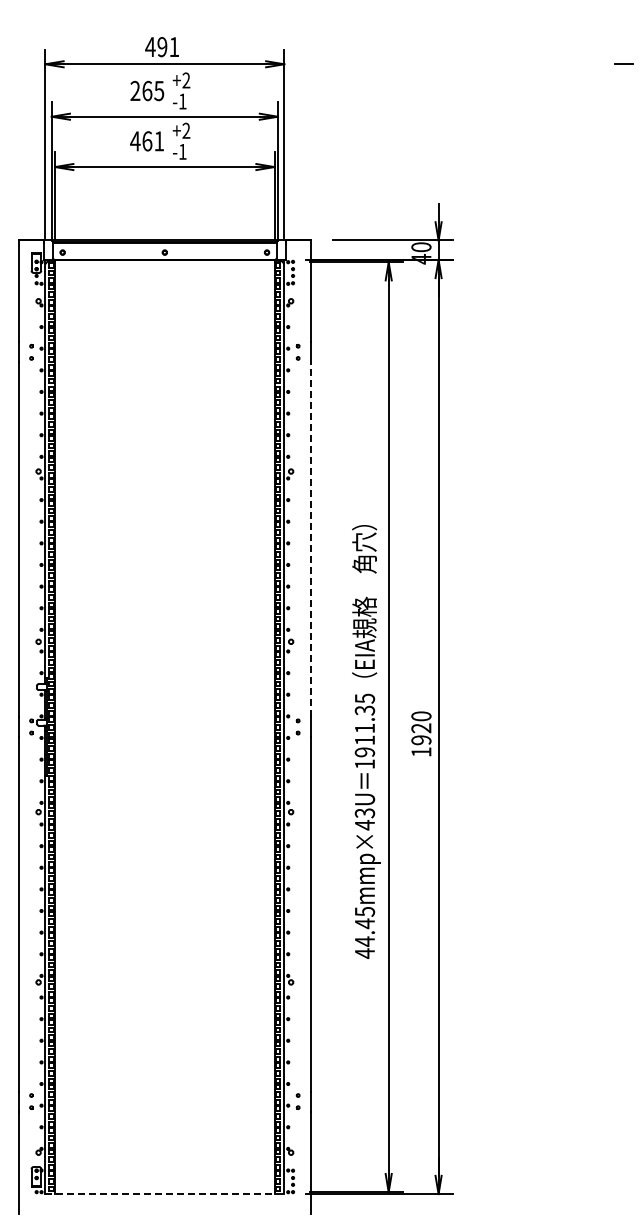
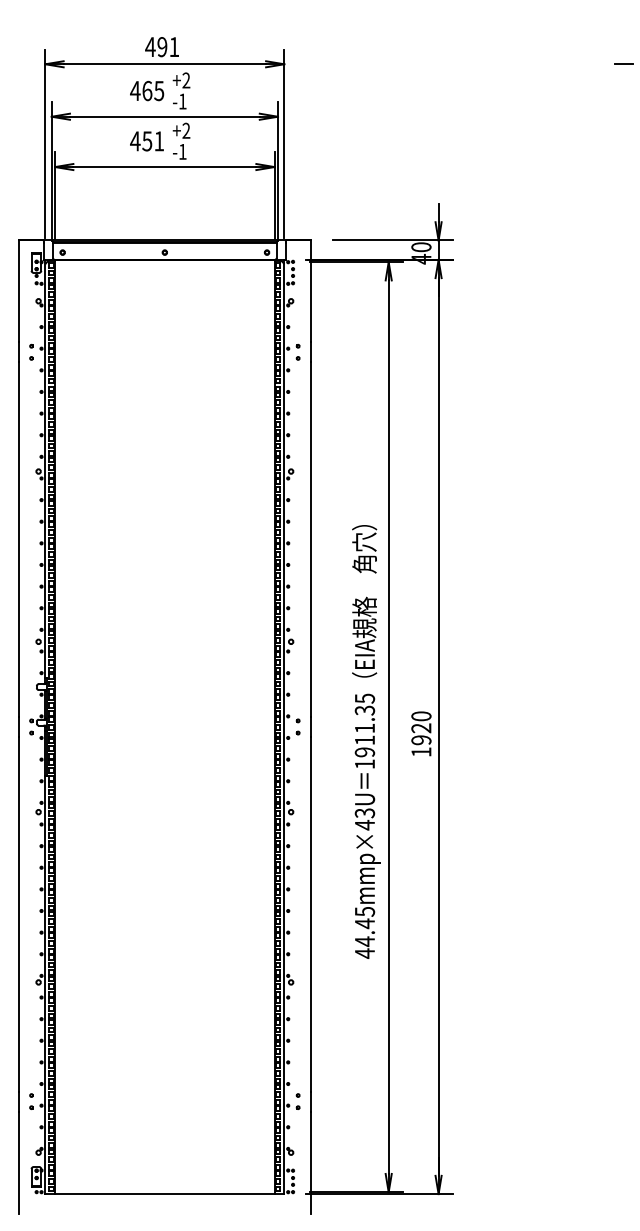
text: 265 -> 465 (135, 90)
text: 461 -> 451 (147, 141)
line: dashed -> solid (310, 539)
line: dashed -> solid (165, 1194)
